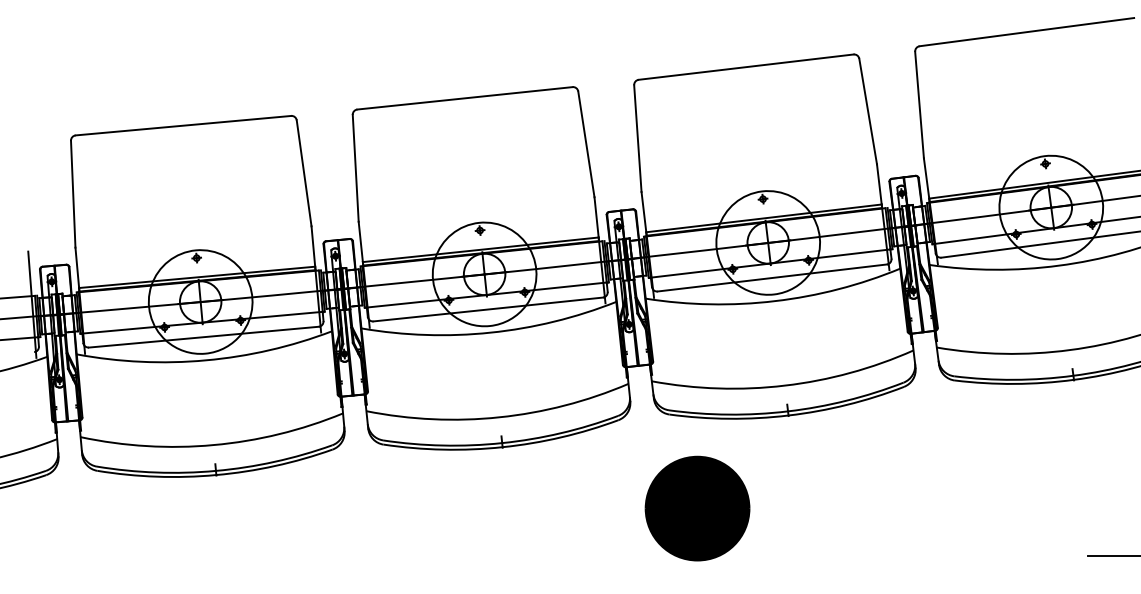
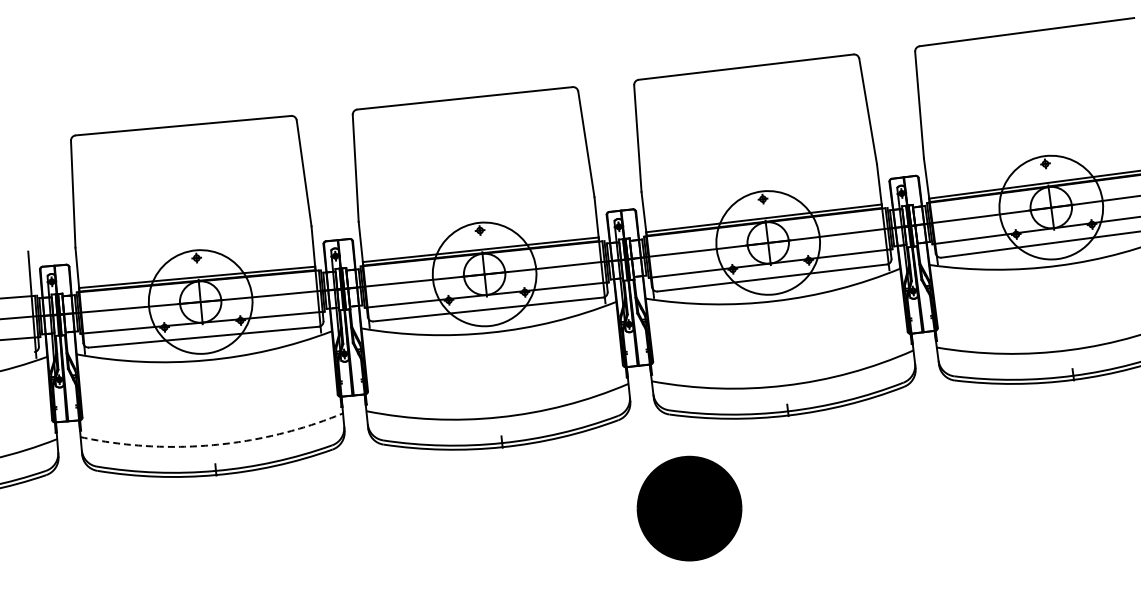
arc: solid -> dashed (213, 445)
part position: (697, 508) -> (689, 508) (689, 508)
line: present -> none (1112, 556)
